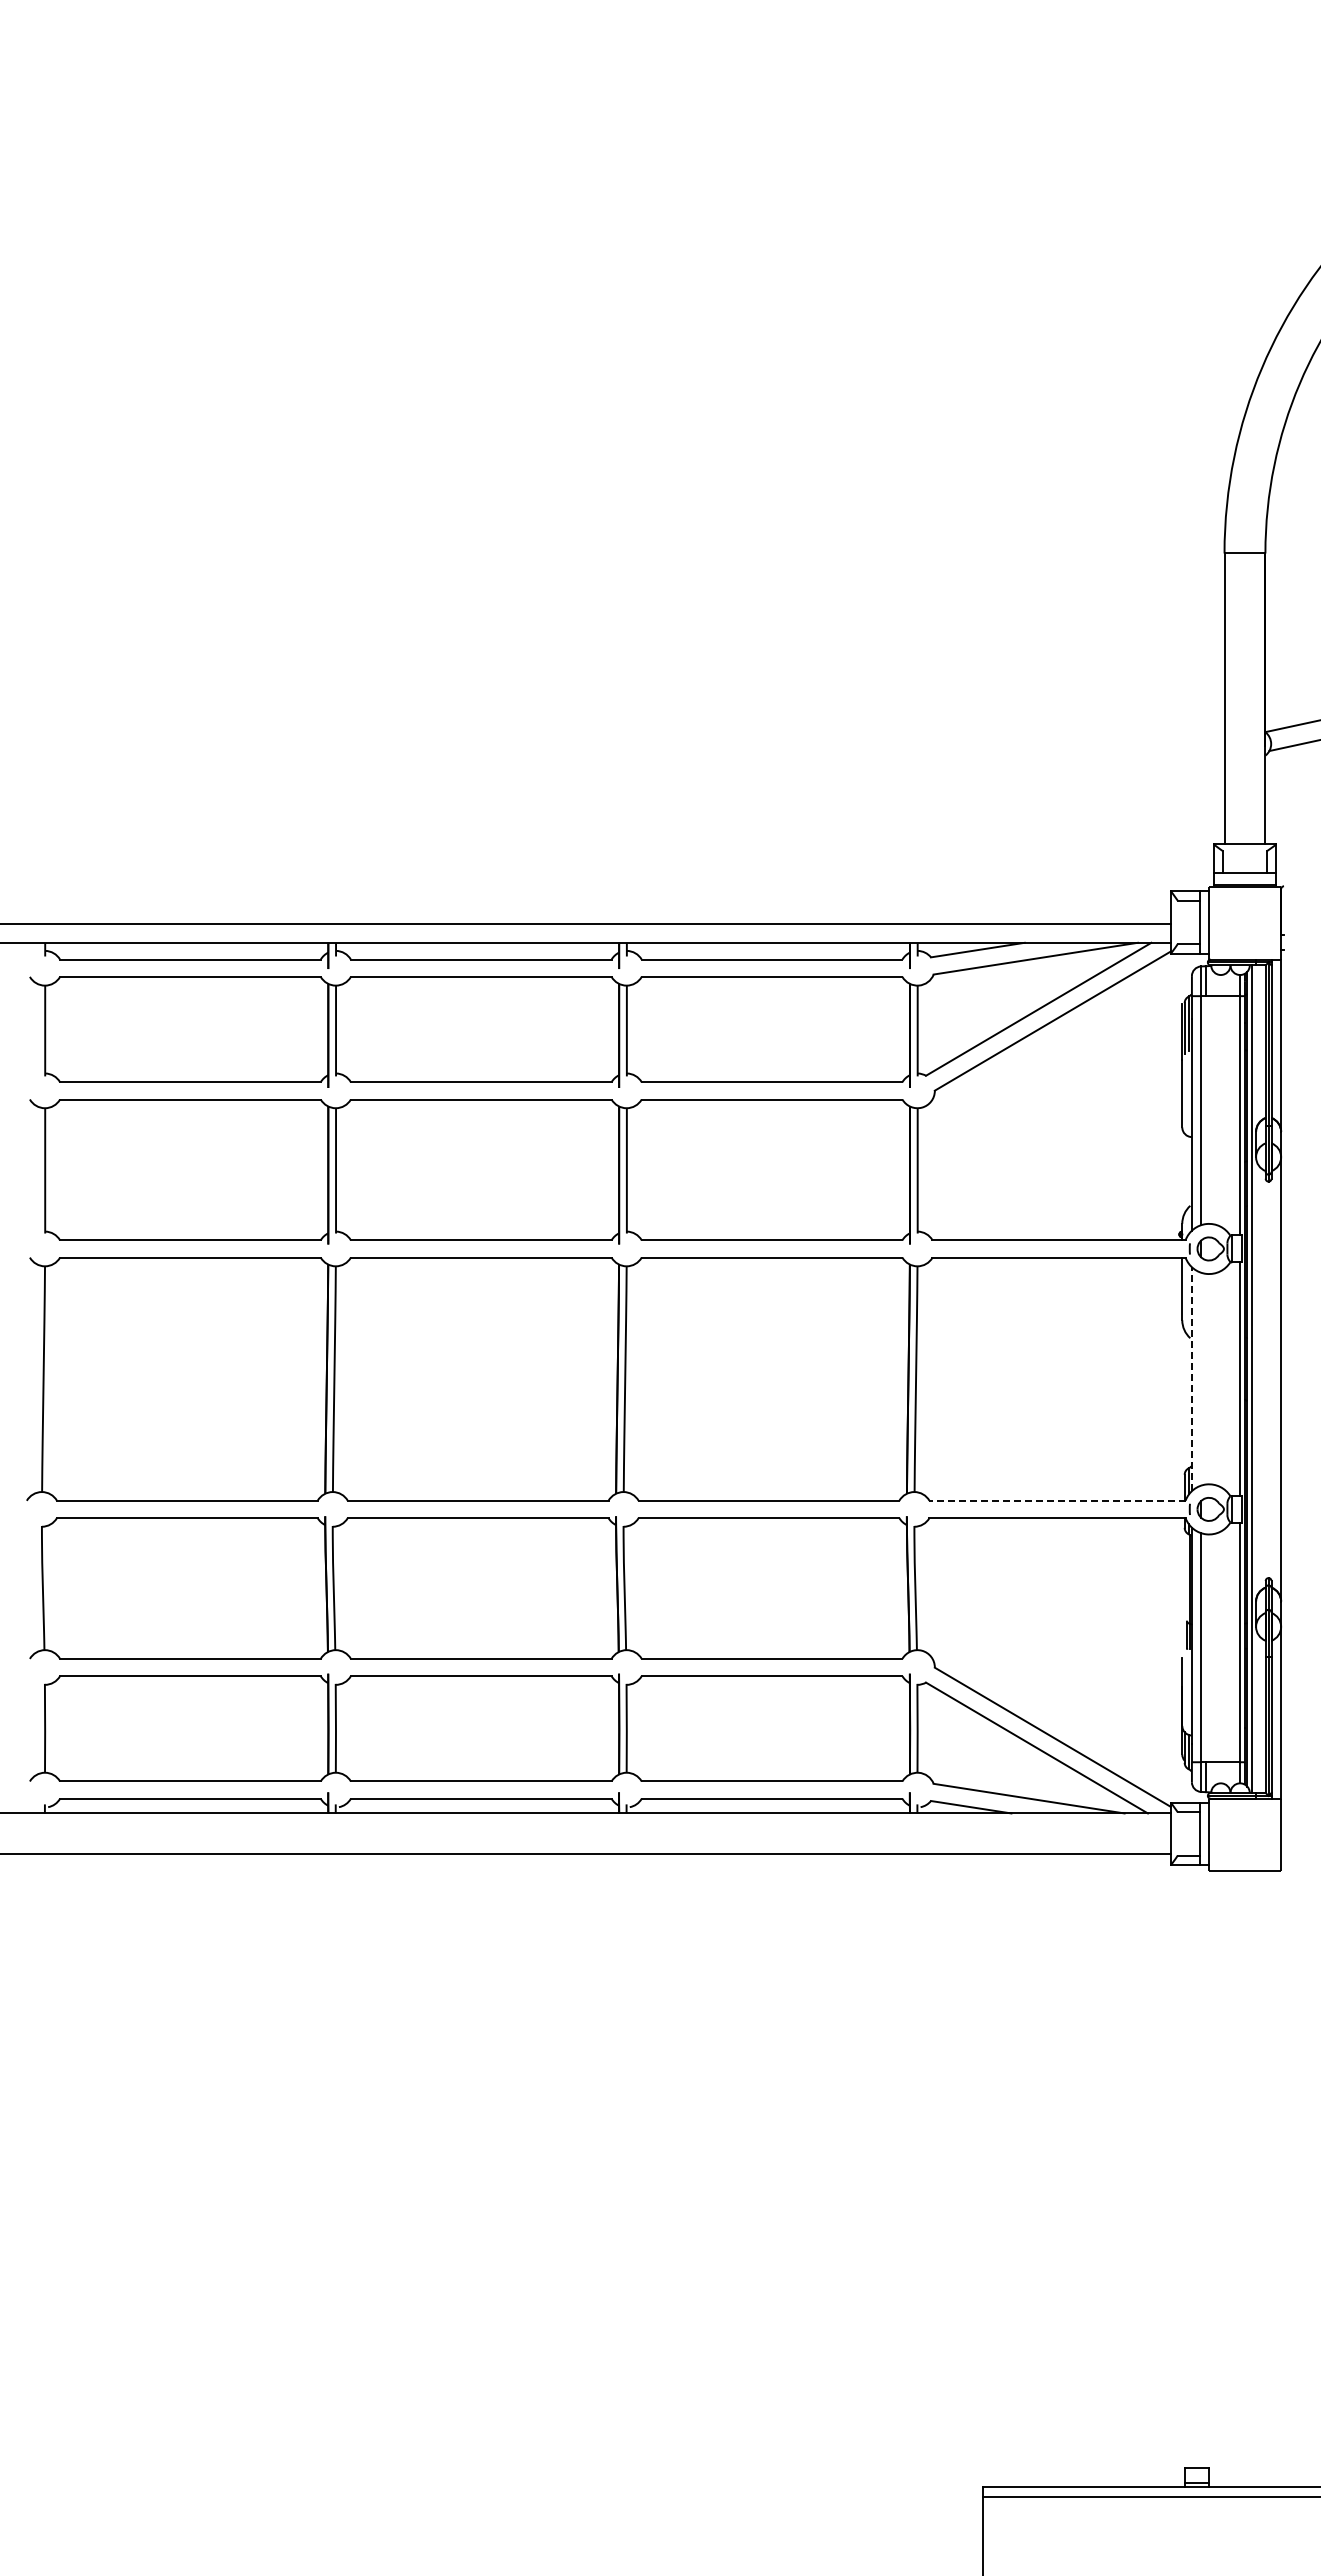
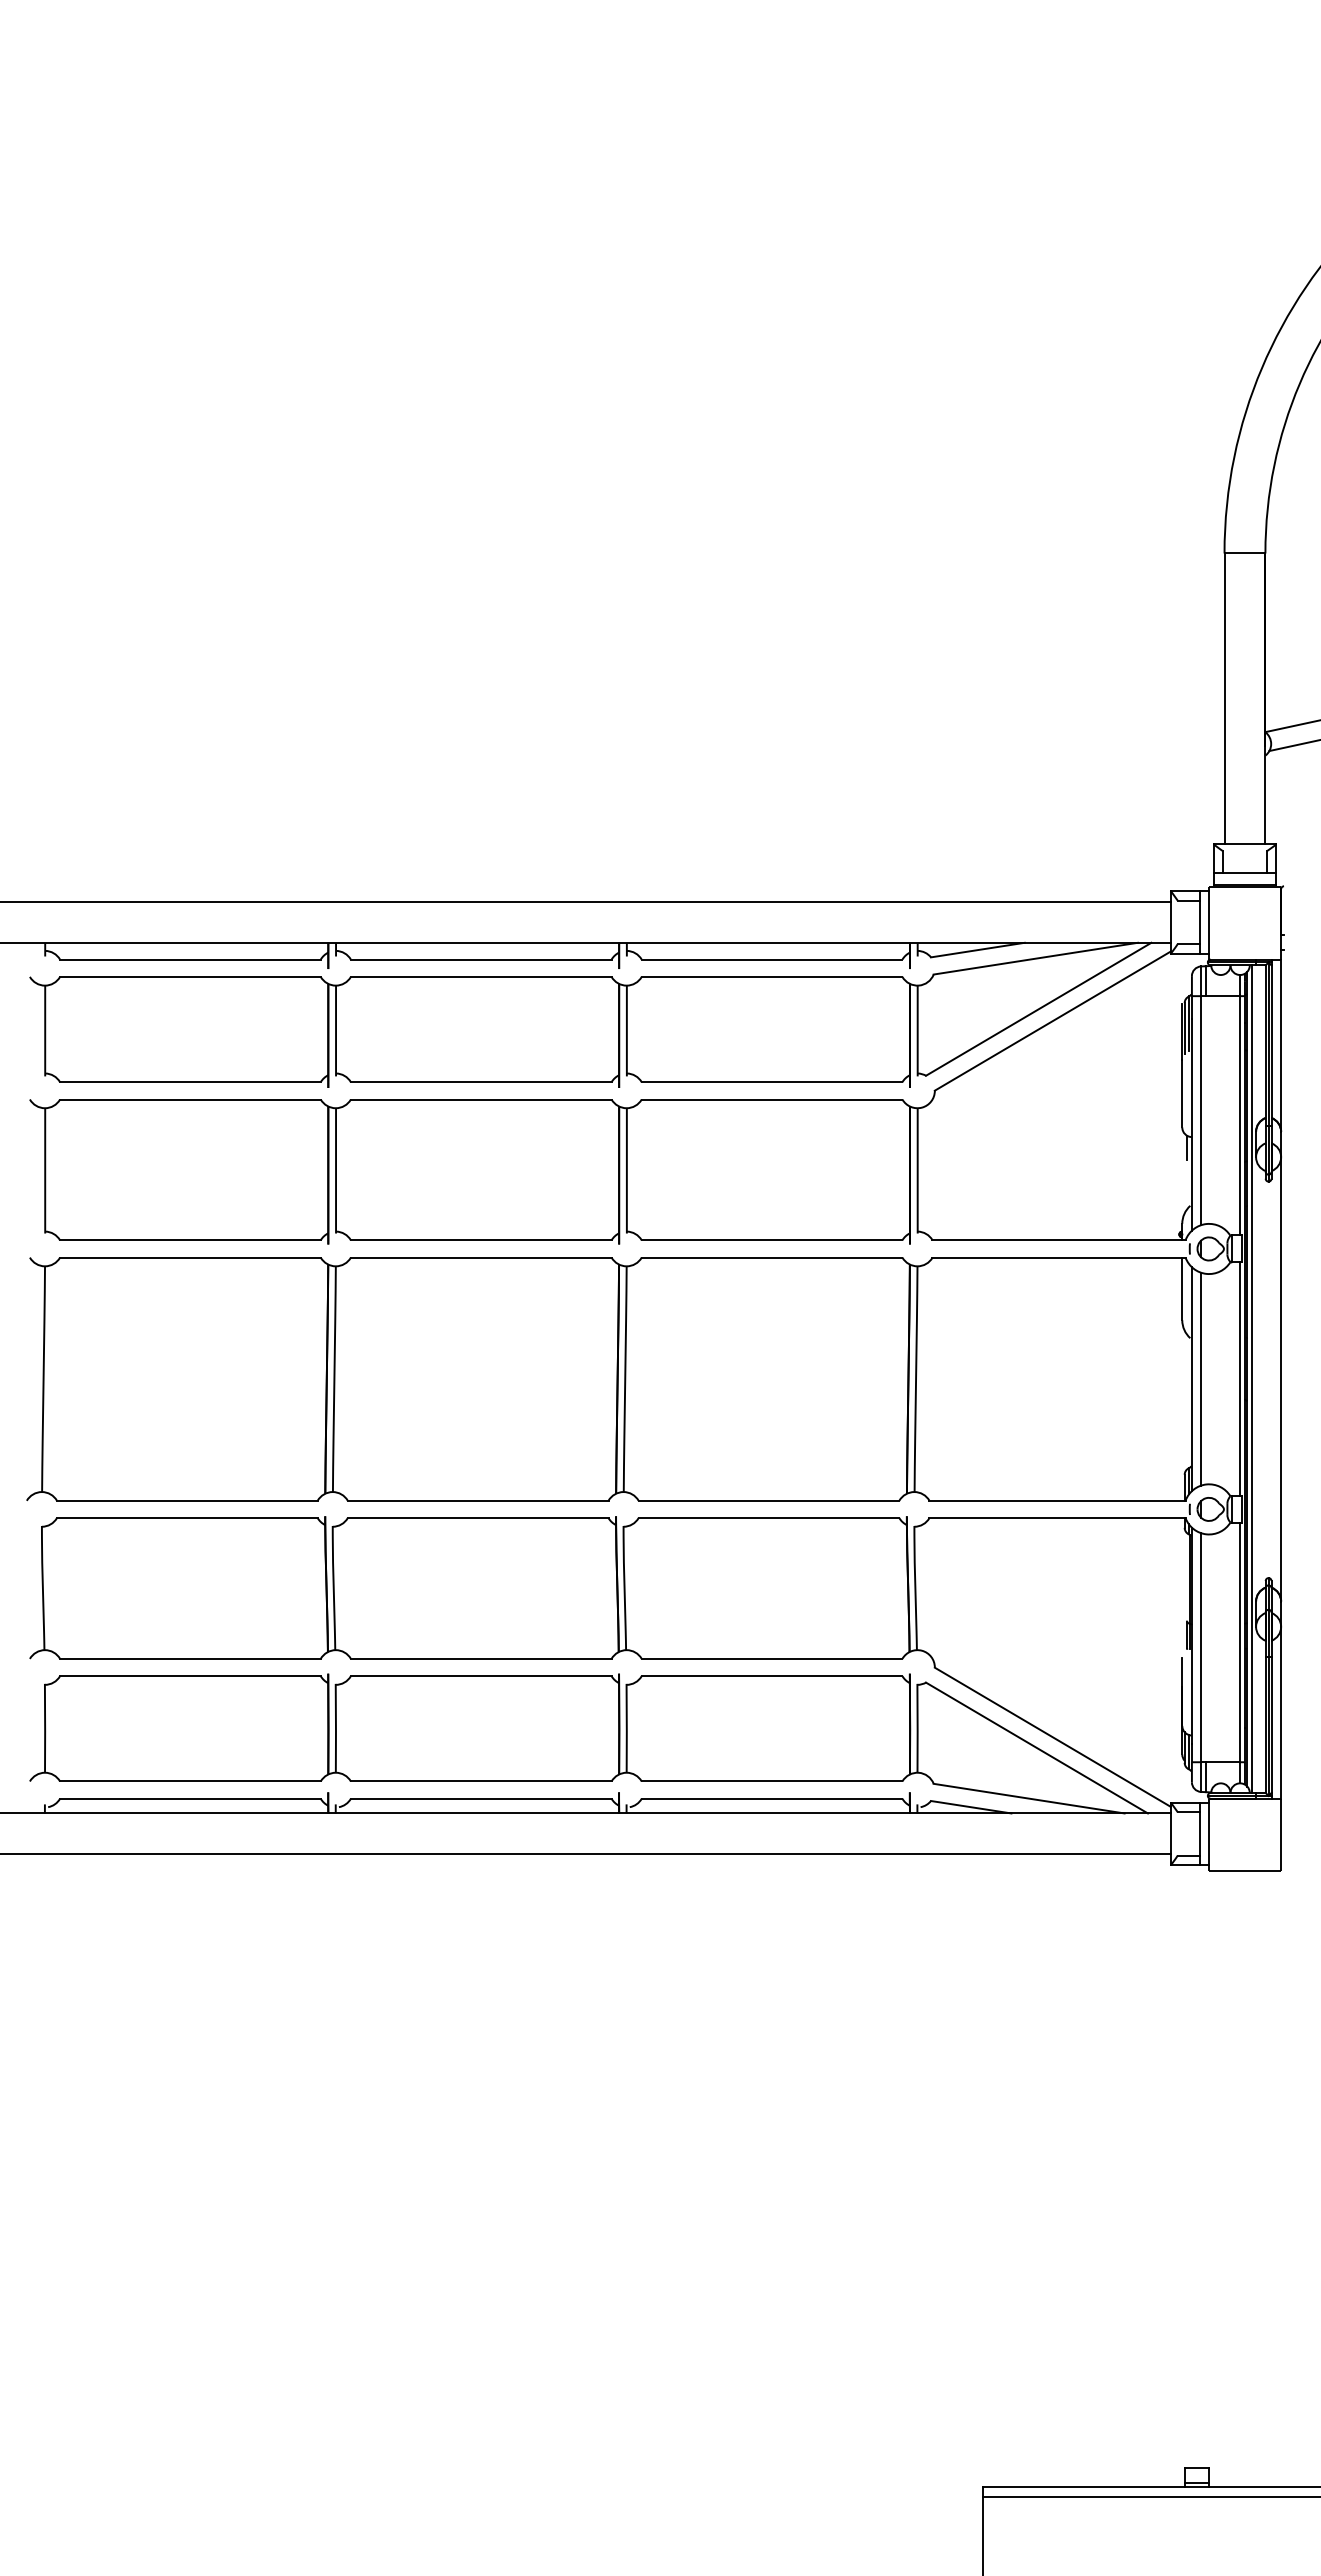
line position: (586, 923) -> (586, 901) (586, 901)
line: none -> present (1187, 1147)
line: none -> present (1201, 1378)
line: dashed -> solid (1191, 1379)
line: dashed -> solid (1056, 1500)
